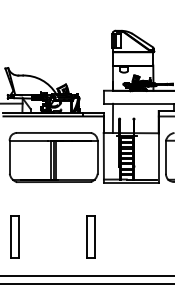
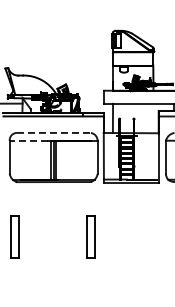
line: solid -> dashed (53, 132)
line: solid -> dashed (28, 140)
line: present -> none (86, 276)
line: present -> none (86, 284)
